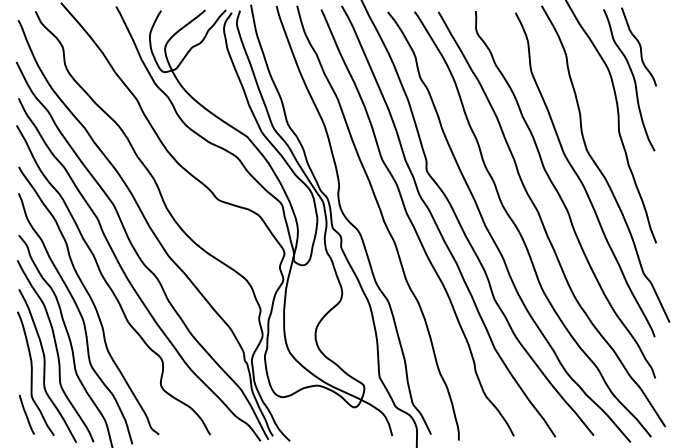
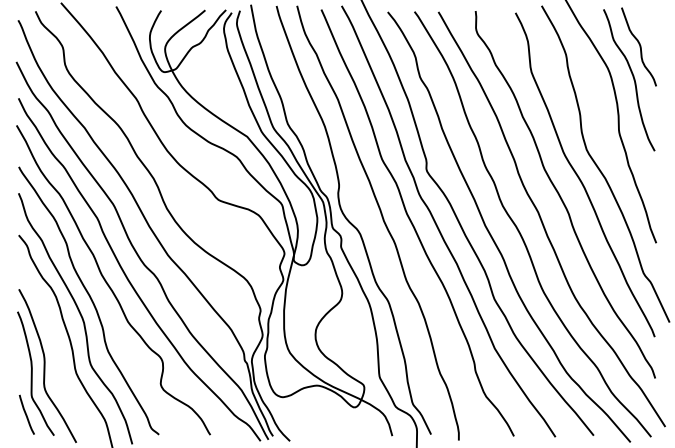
curve: present -> none (56, 351)
